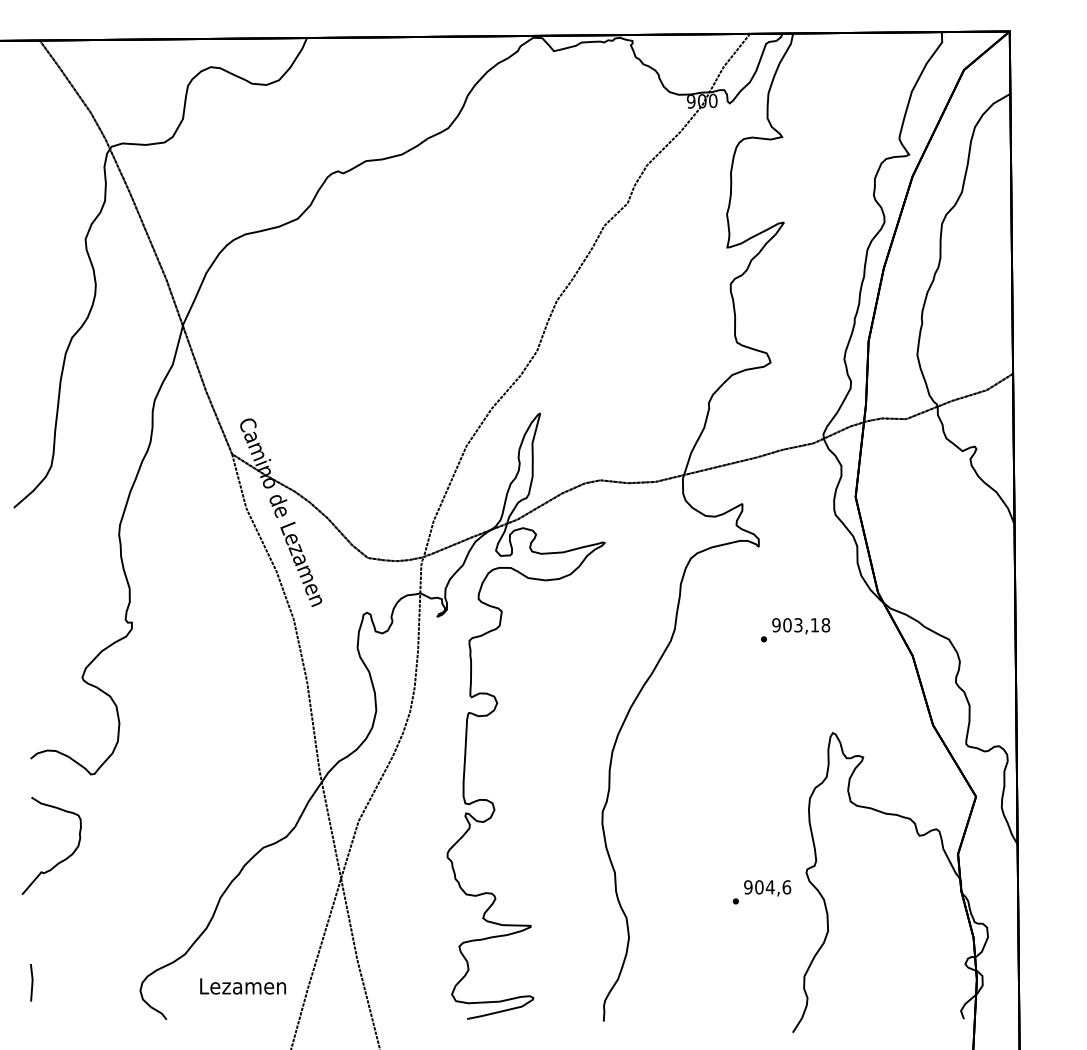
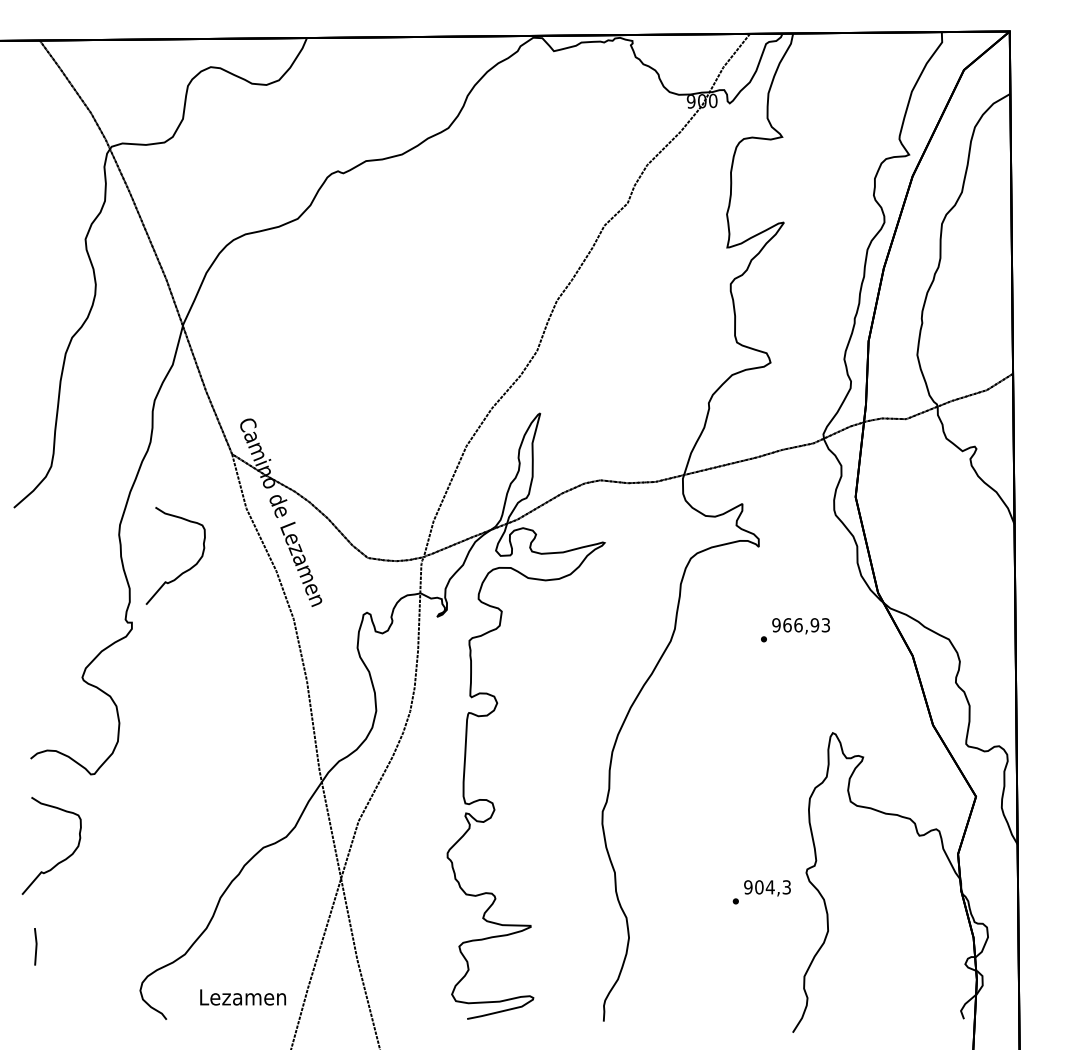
curve: none -> present (183, 571)
text: 903,18 -> 966,93 (806, 625)
text: 904,6 -> 904,3 (786, 887)
line position: (31, 982) -> (35, 946) (35, 946)
text position: (242, 986) -> (242, 997) (242, 997)
